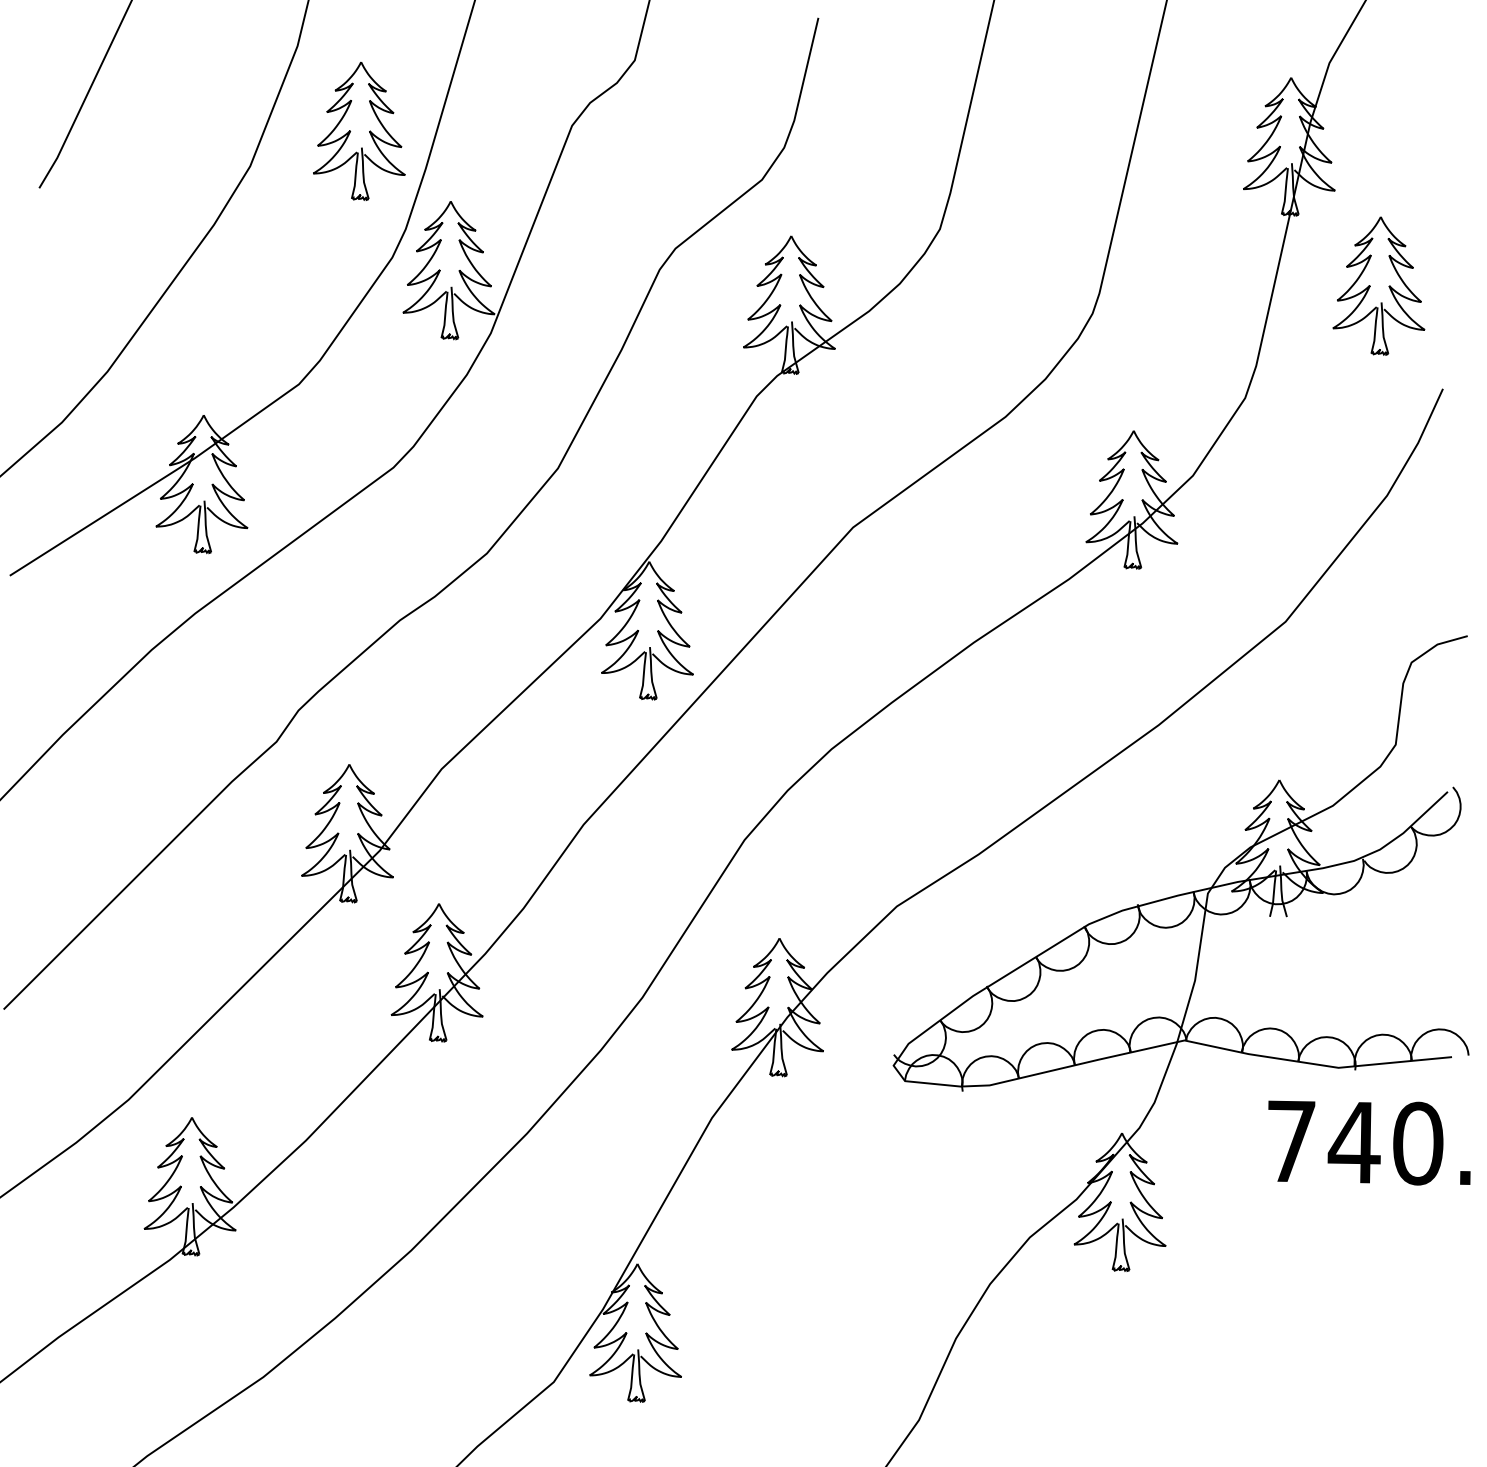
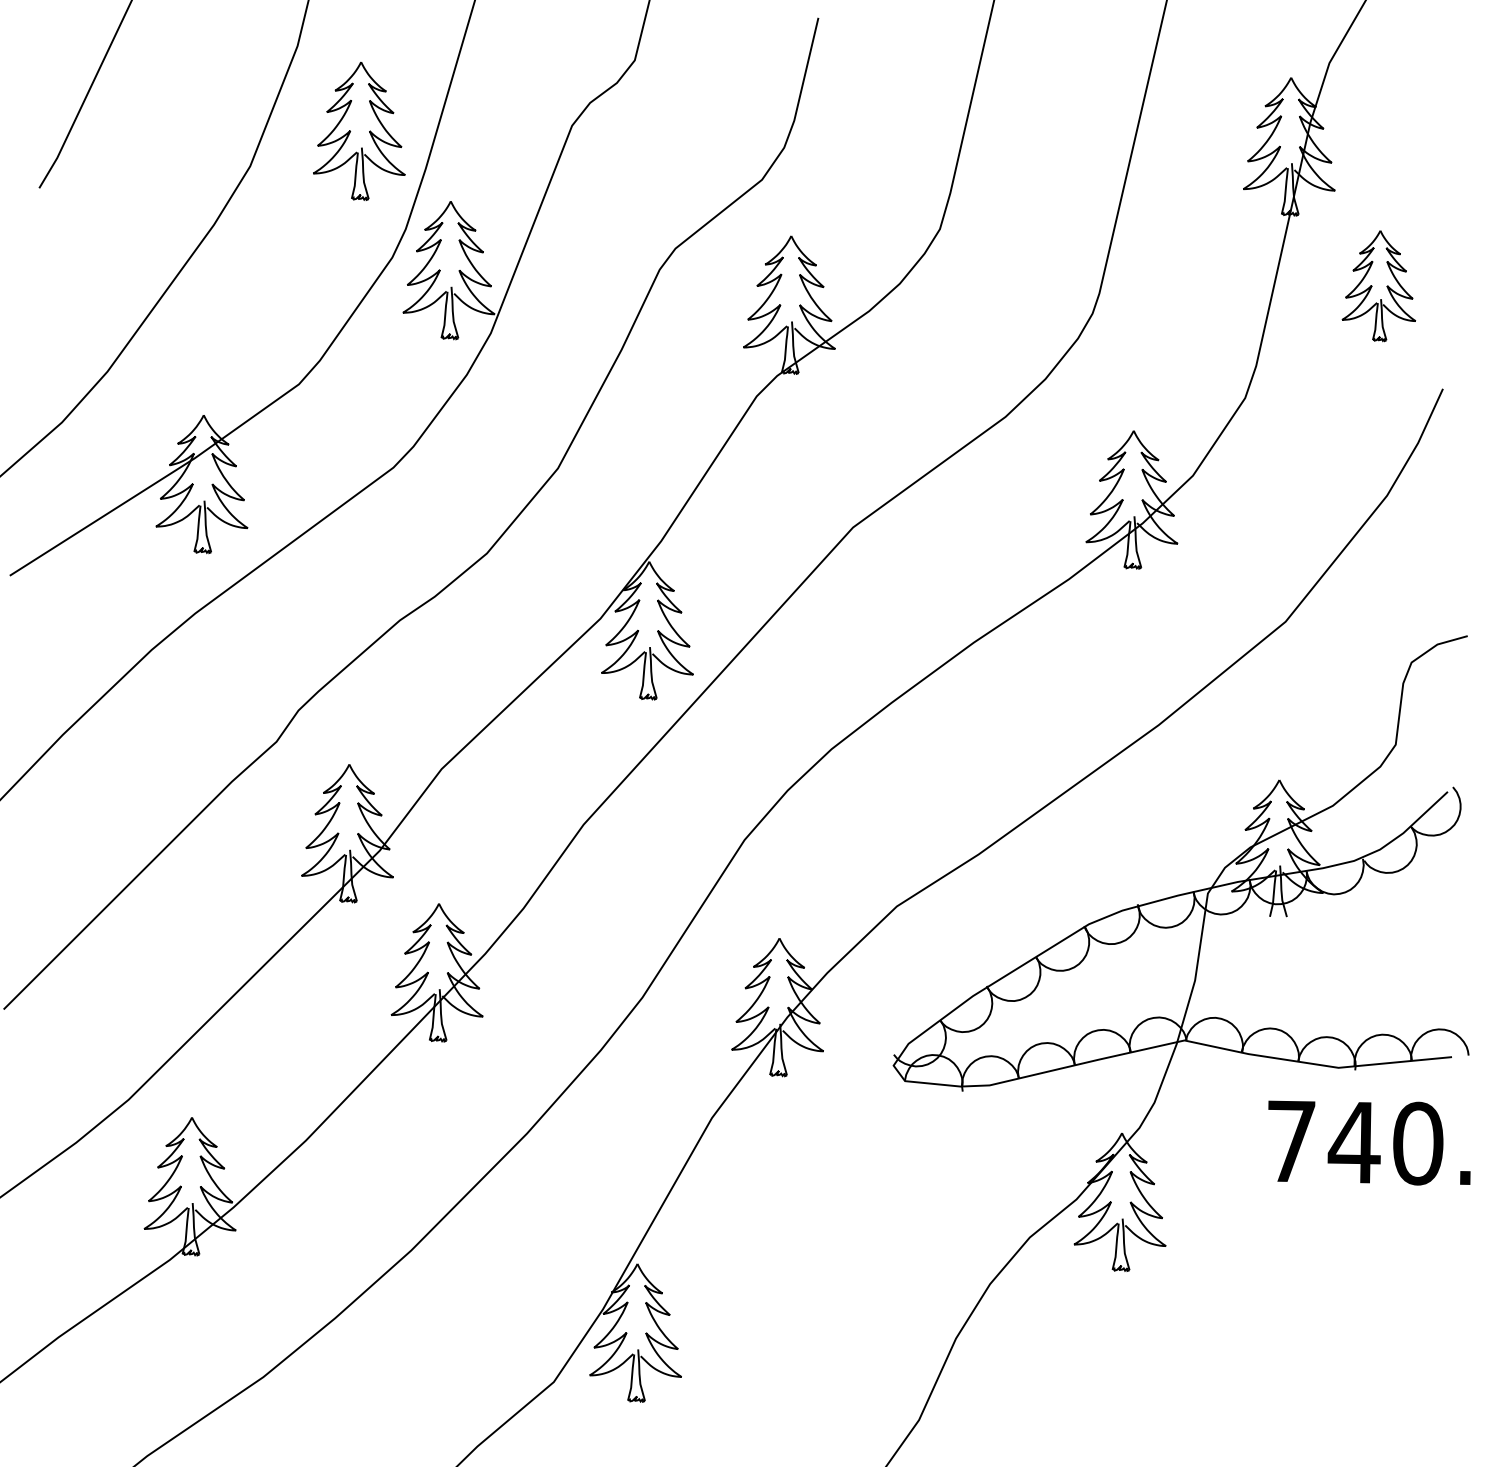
part size: 94x140 px -> 76x113 px (1378, 286)
